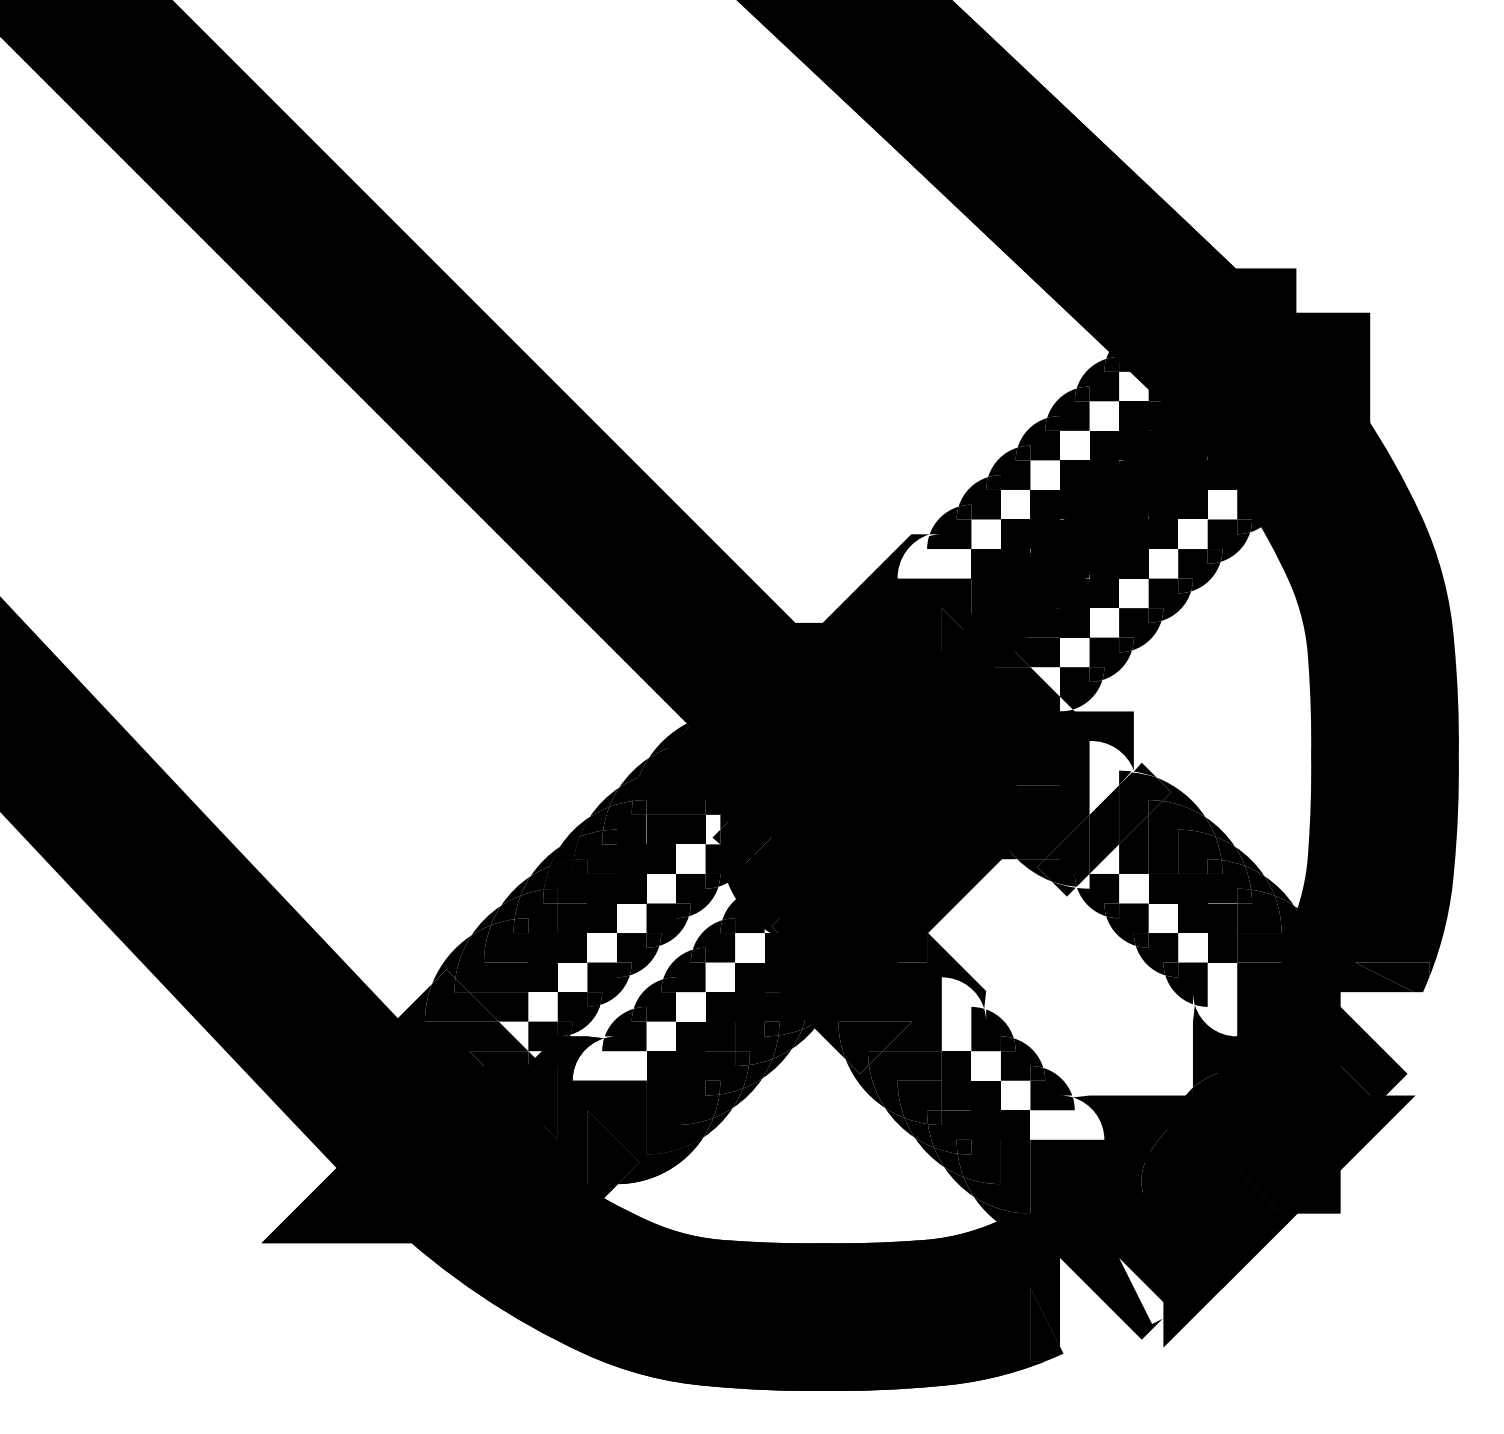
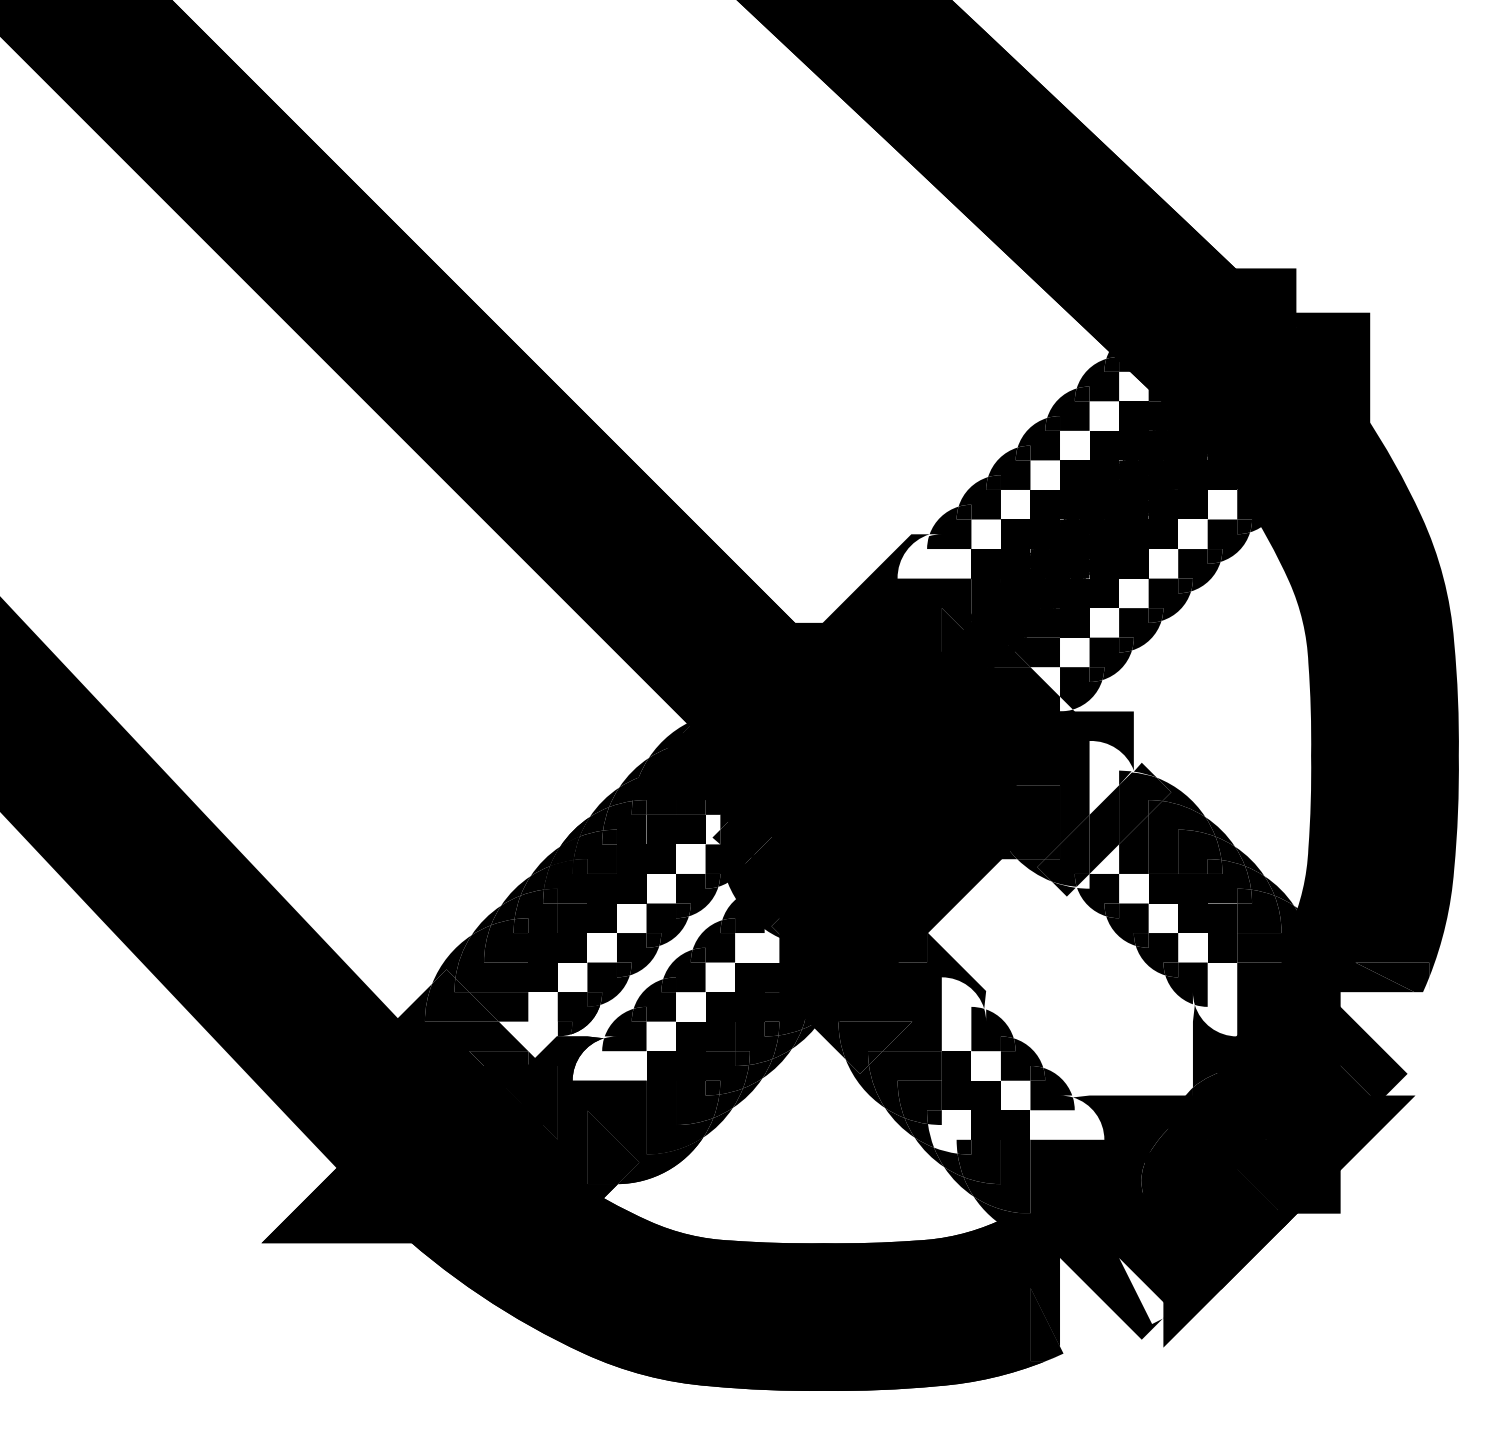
fill: present -> none (779, 947)
fill: present -> none (549, 1042)
fill: present -> none (949, 1131)
